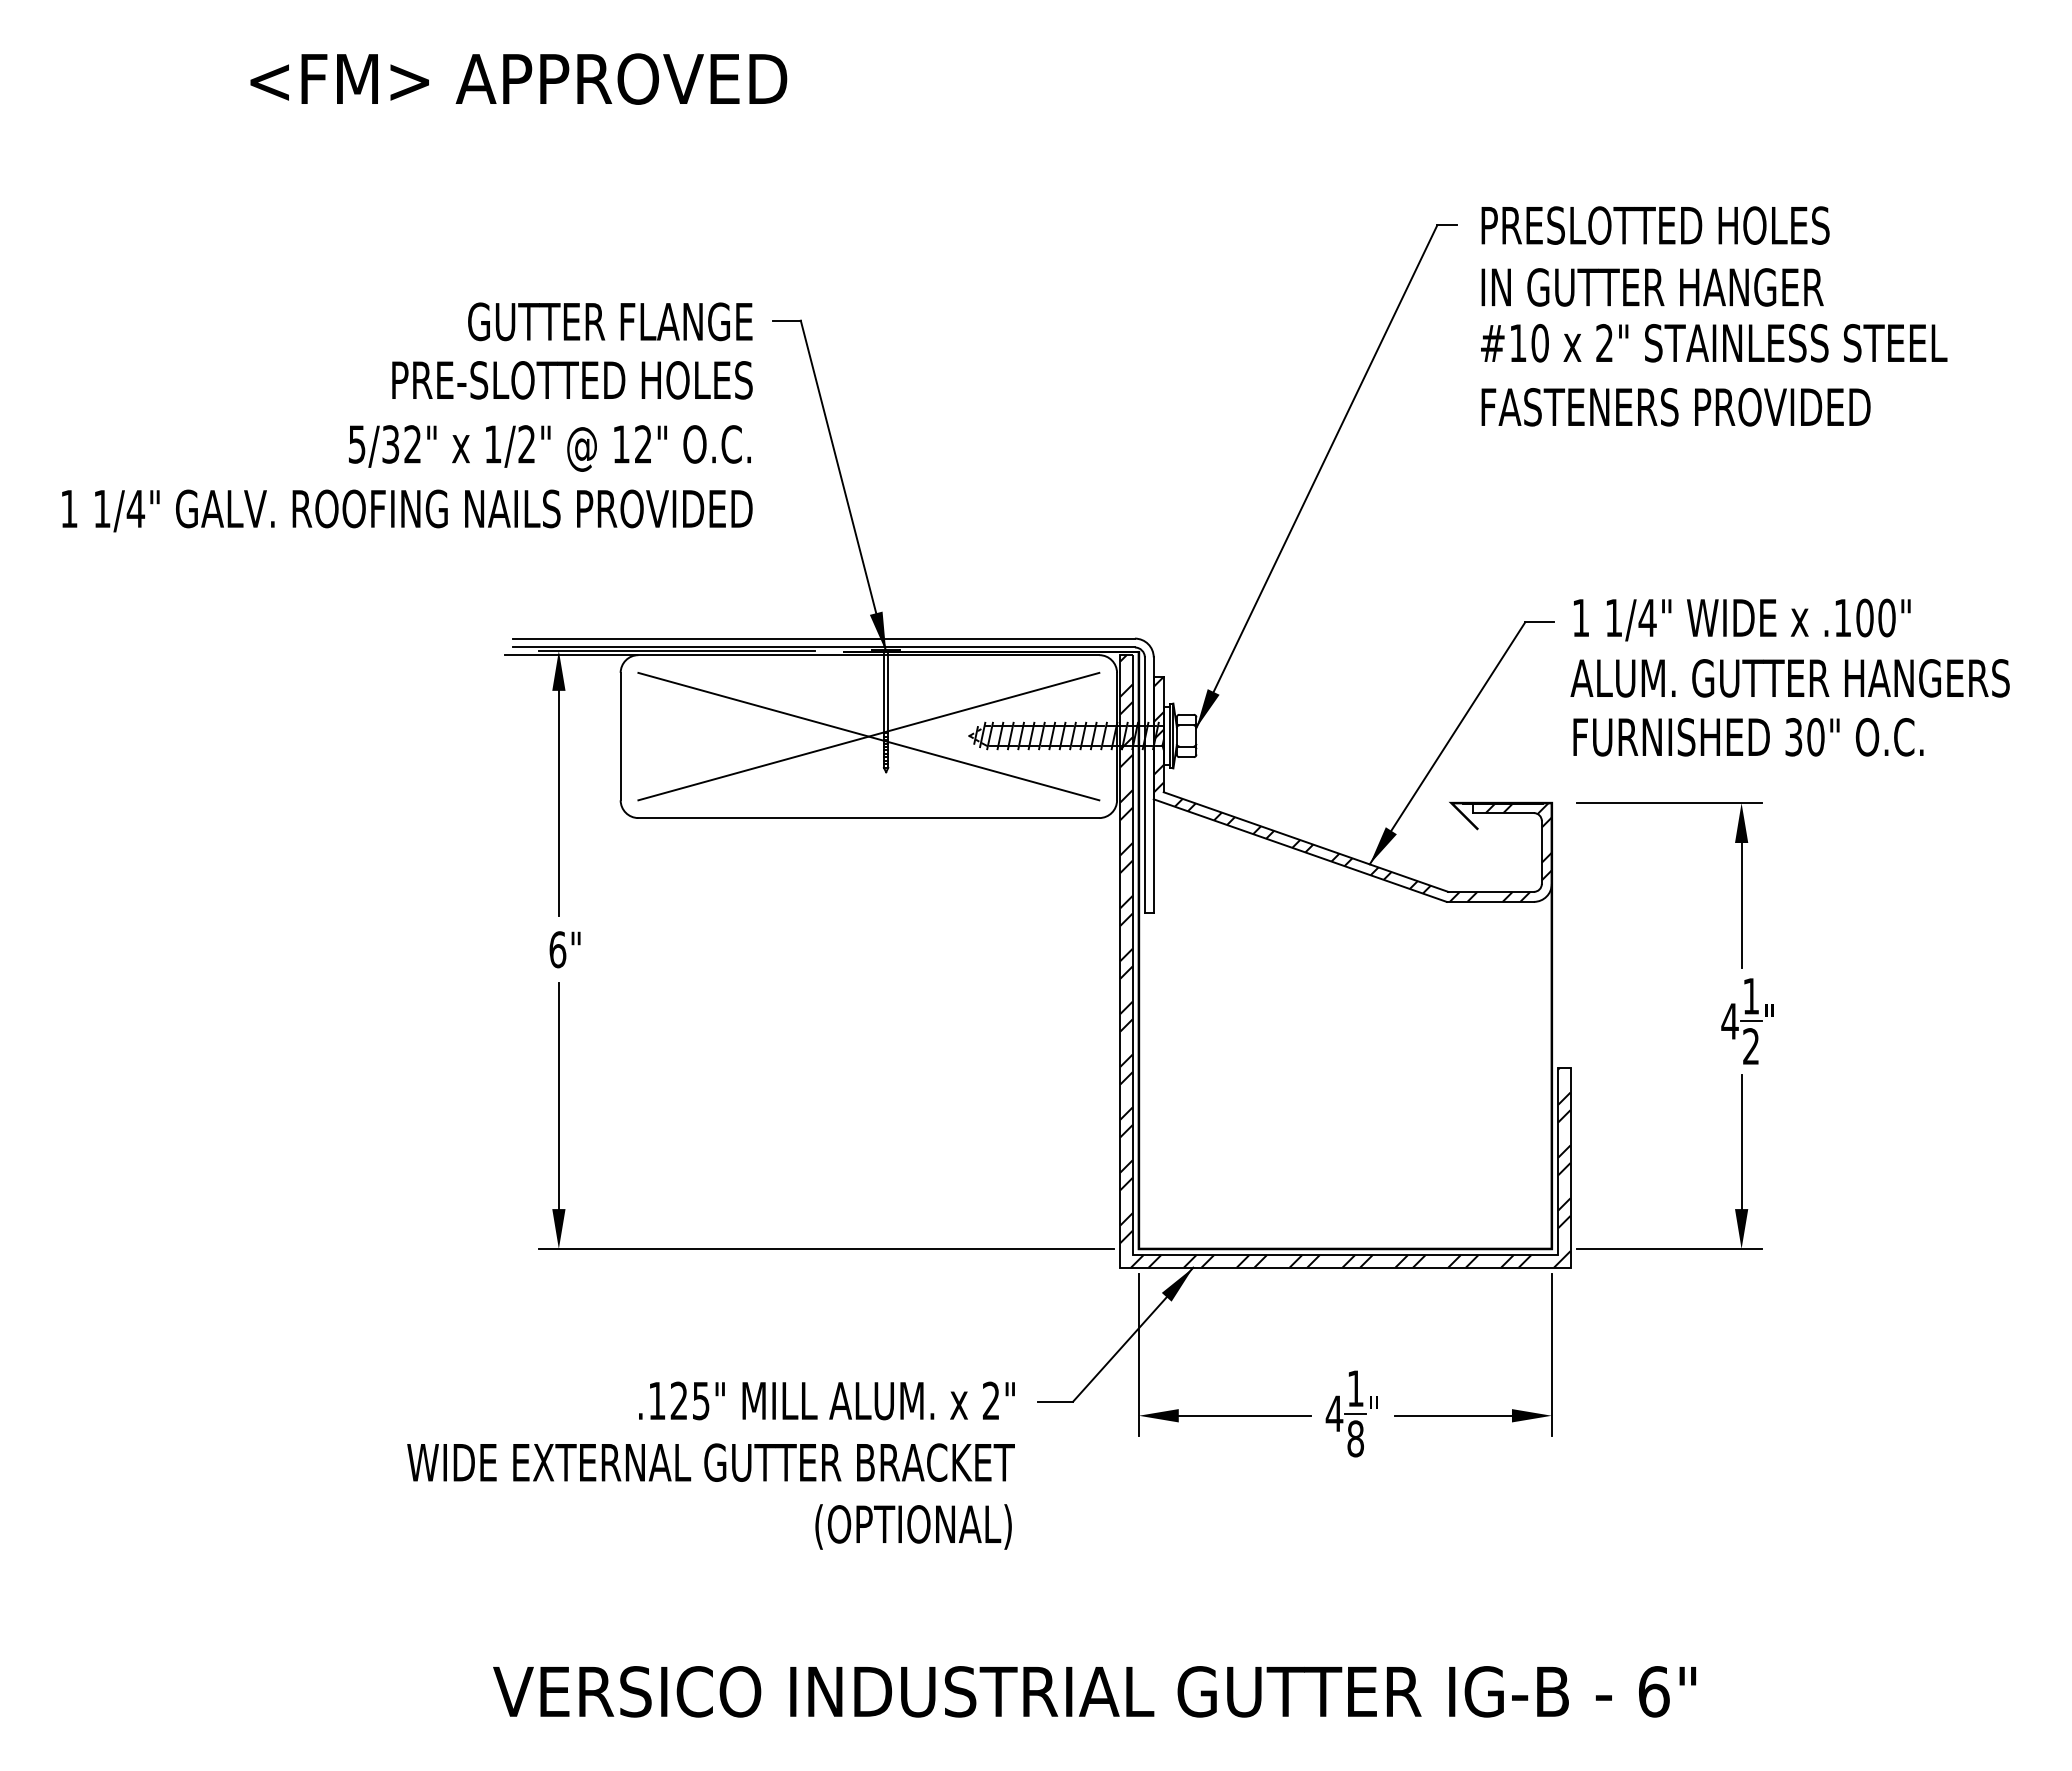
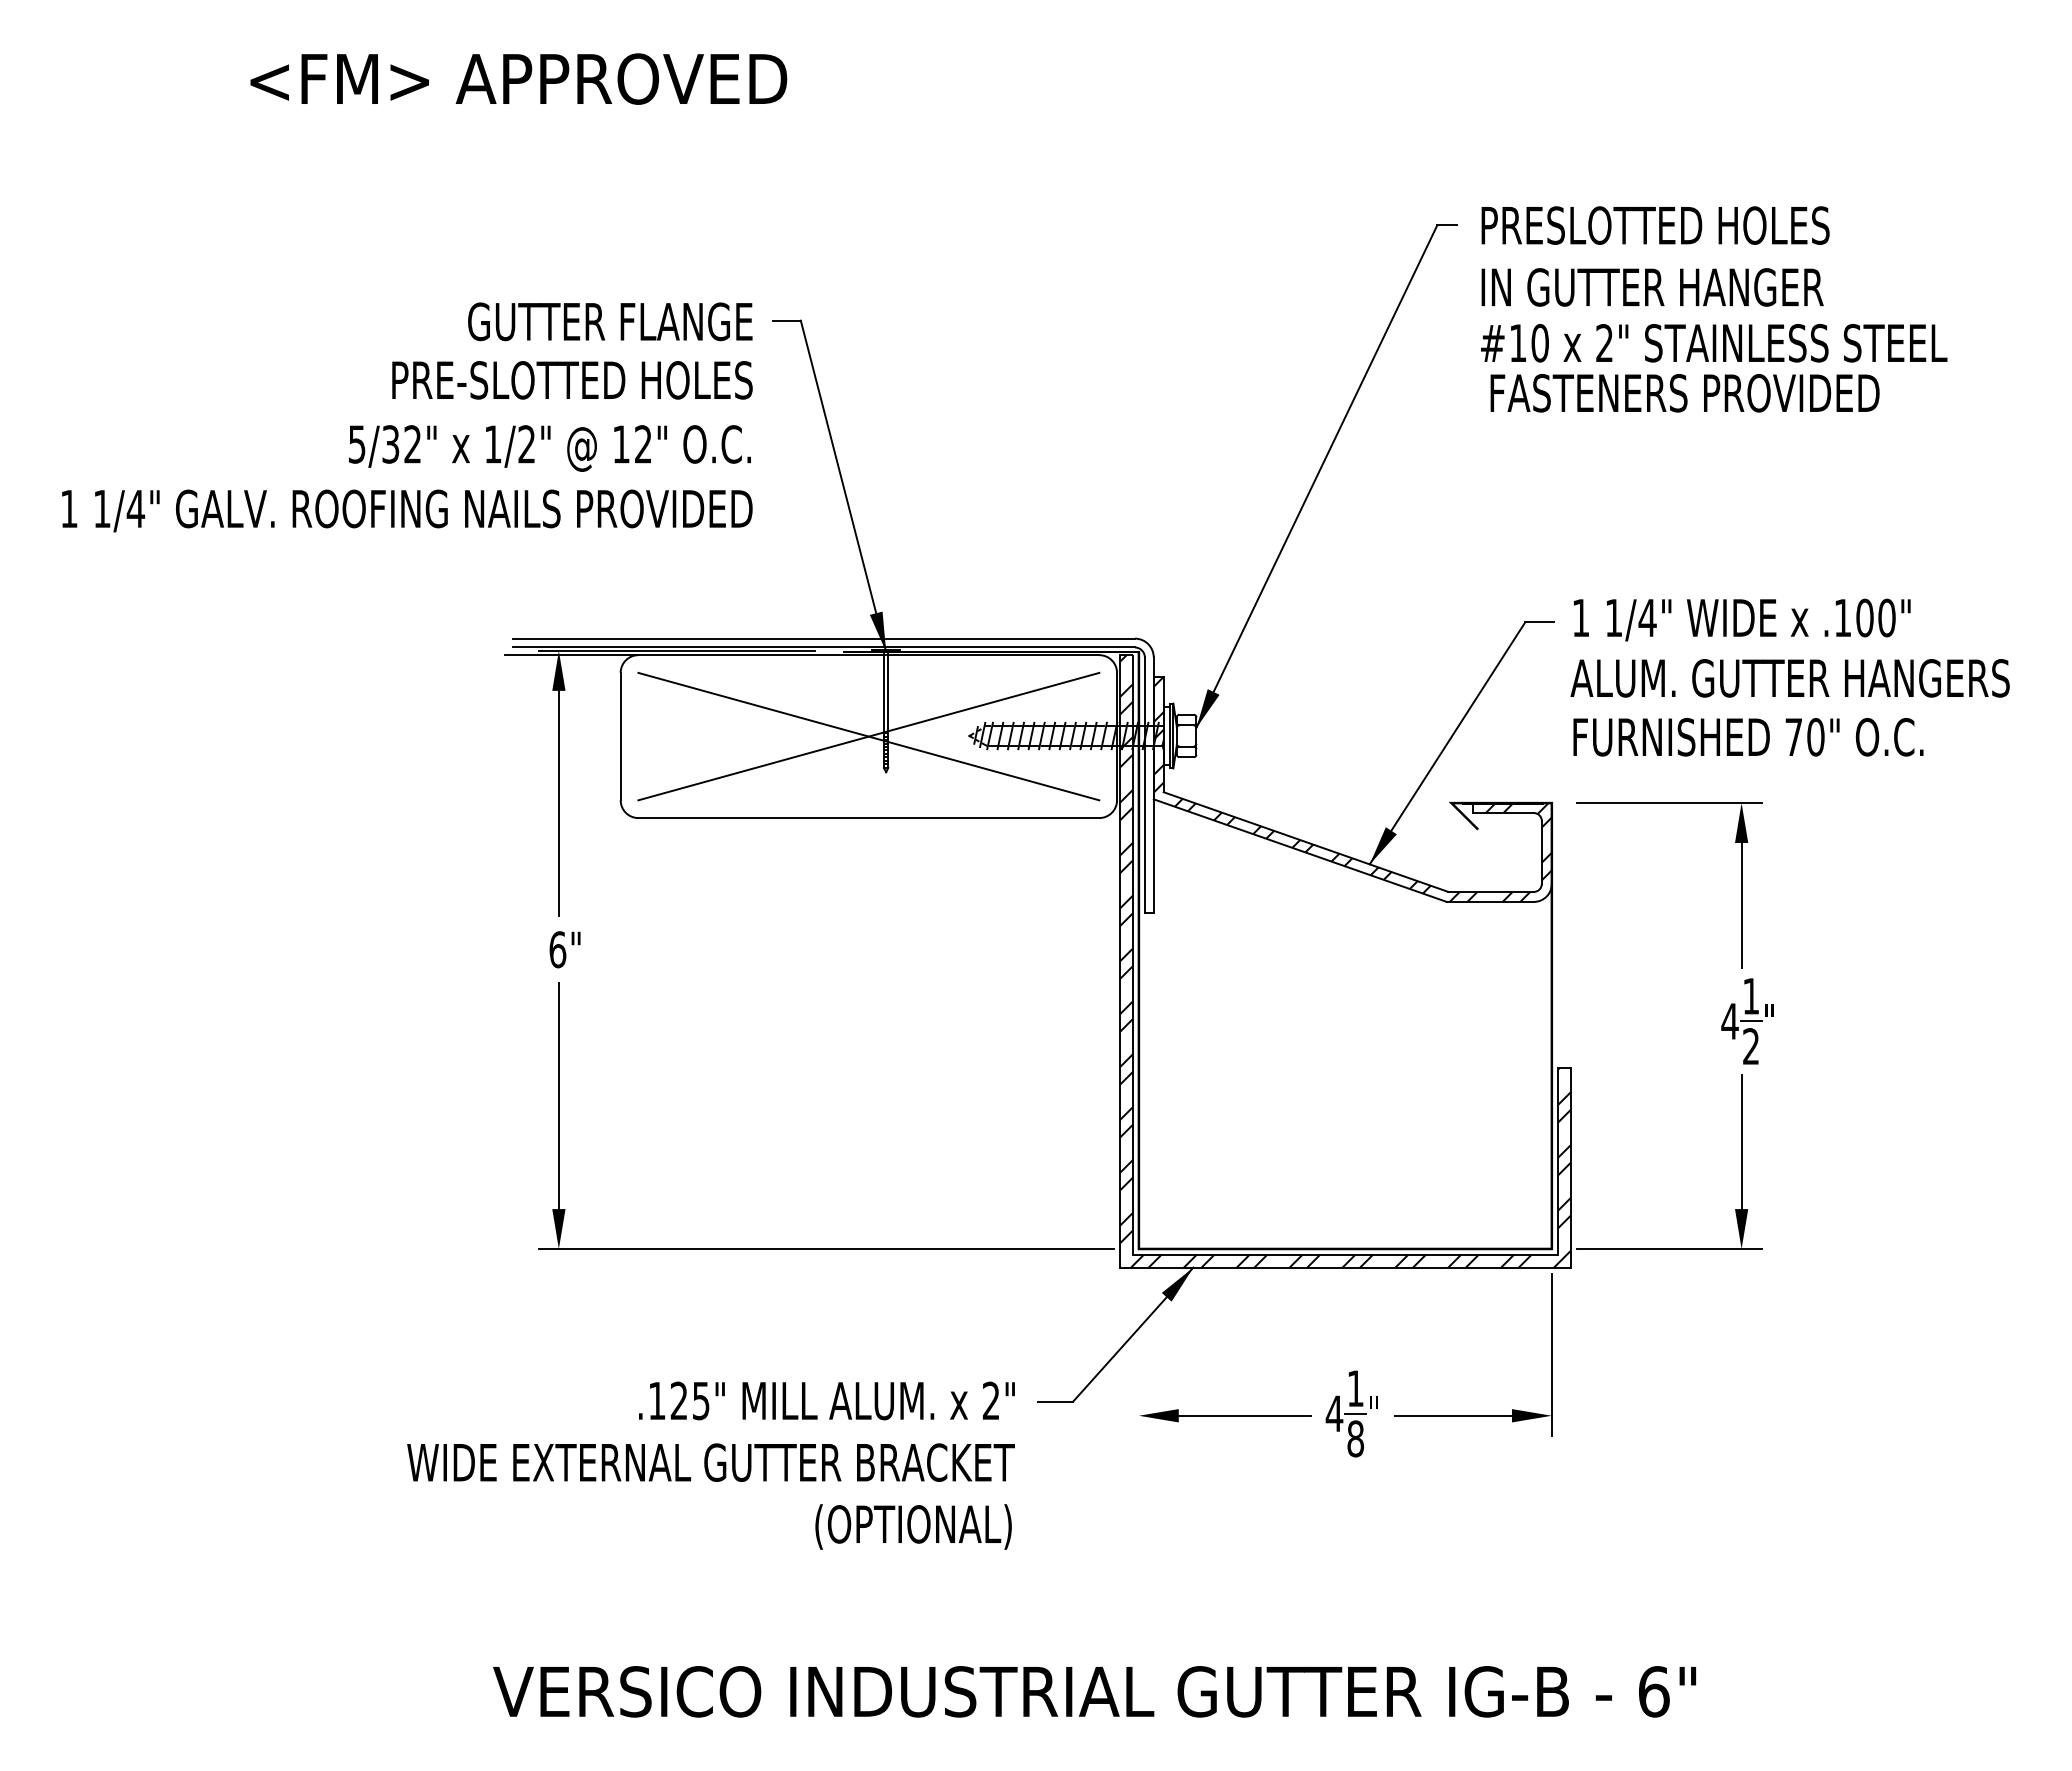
text position: (1675, 407) -> (1684, 393) (1684, 393)
text: 30" -> 70" (1793, 737)
line: present -> none (1138, 1354)
